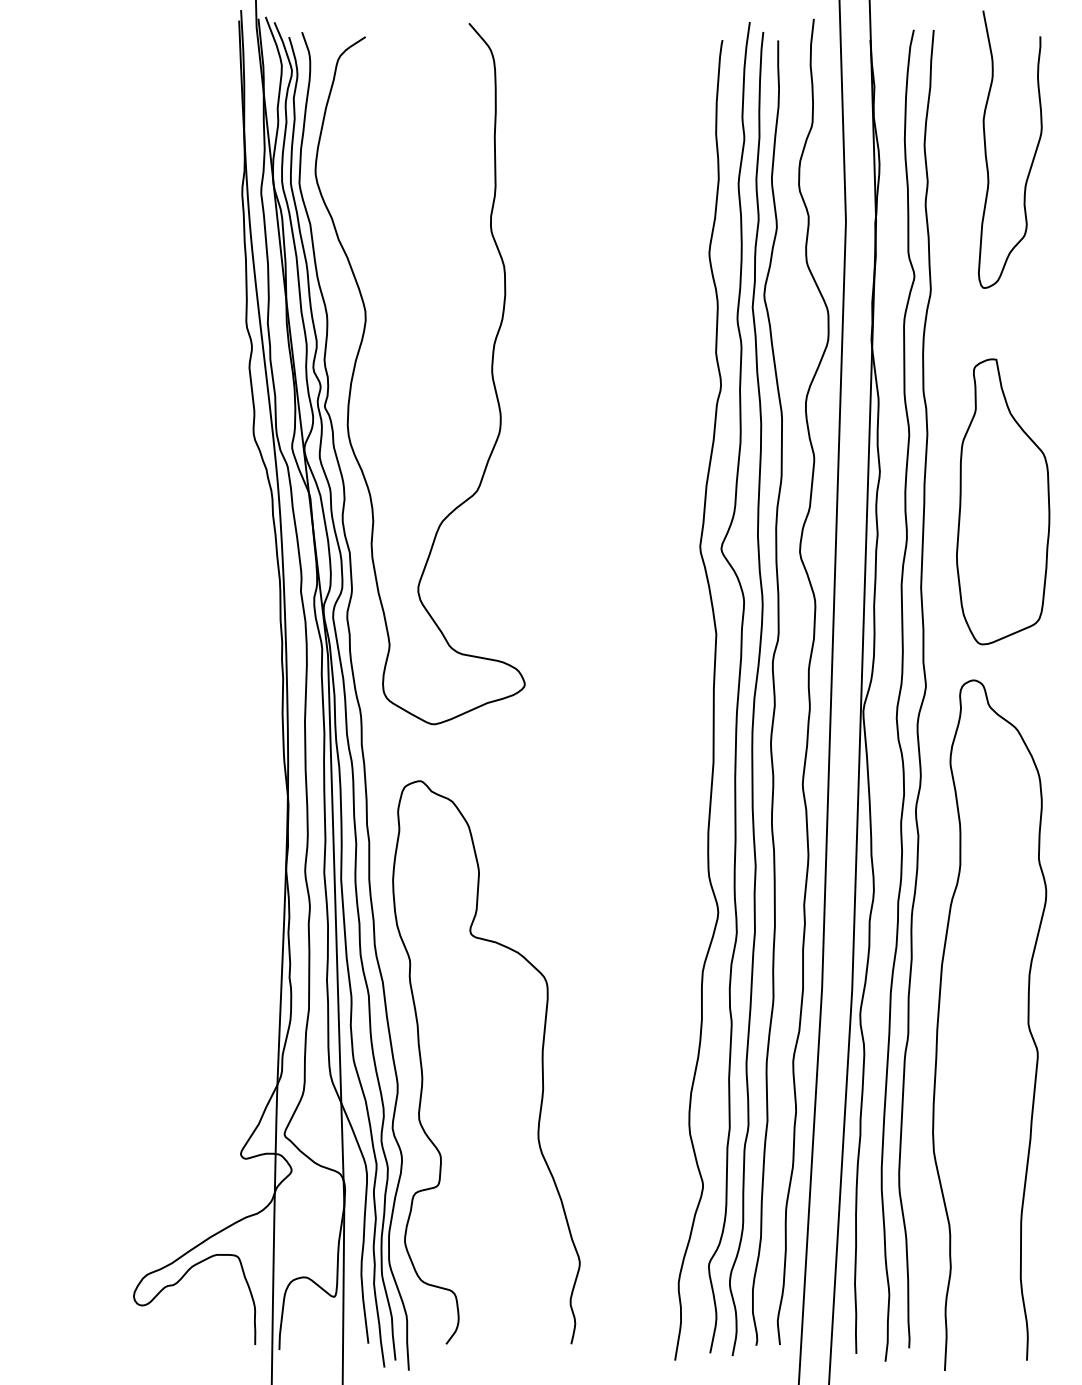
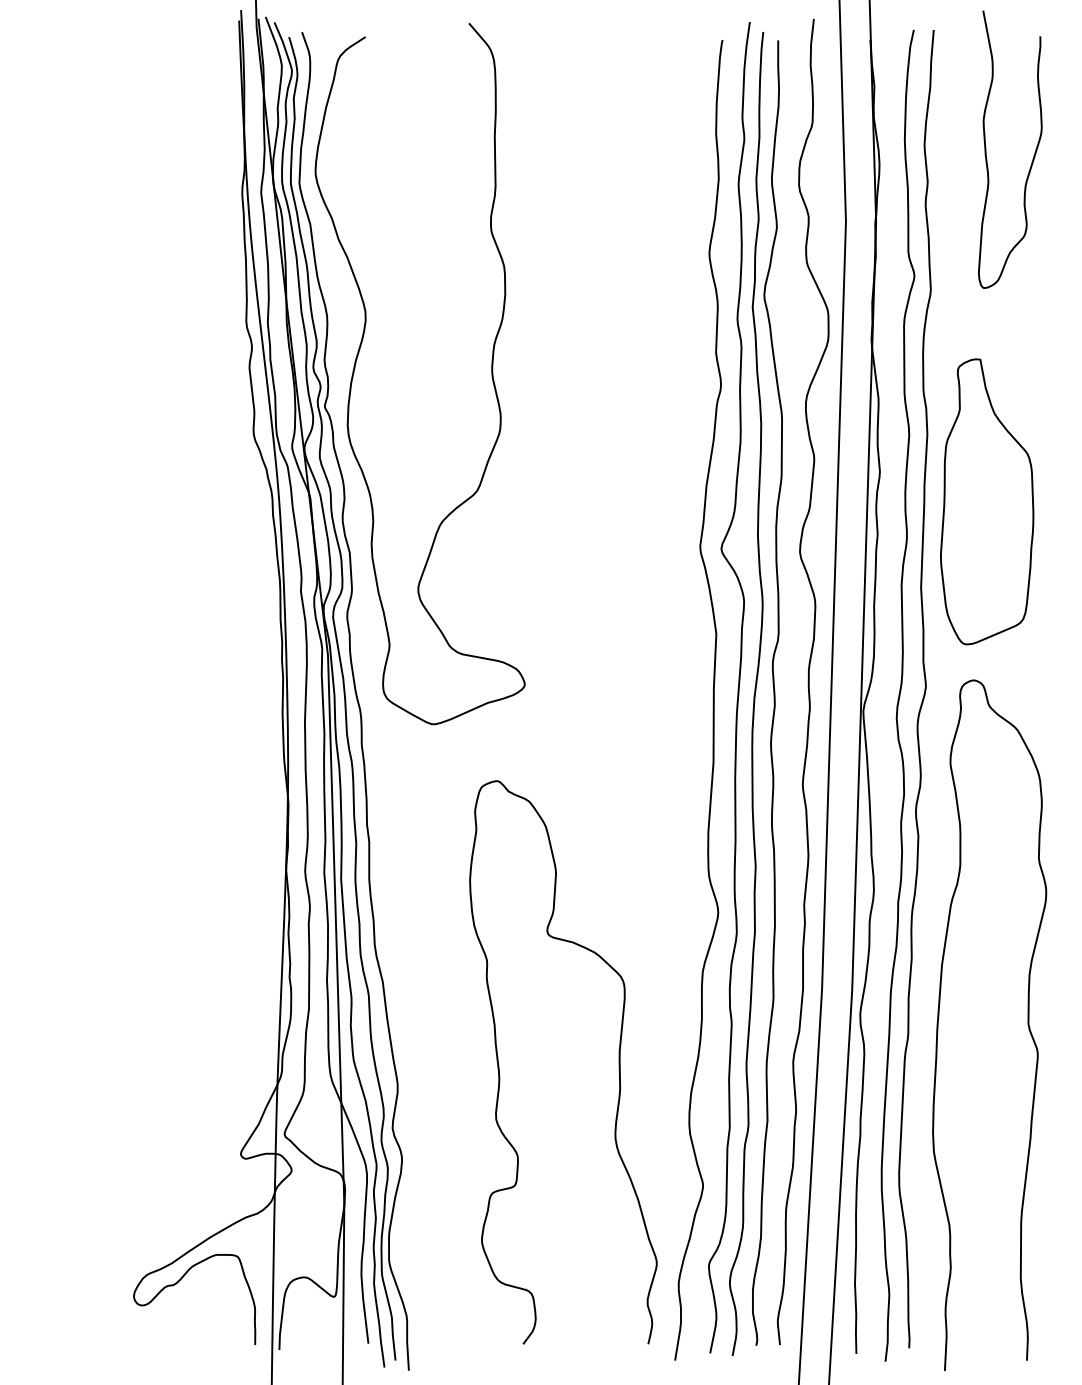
part position: (1003, 501) -> (987, 501) (987, 501)
curve position: (541, 1062) -> (618, 1062) (618, 1062)
